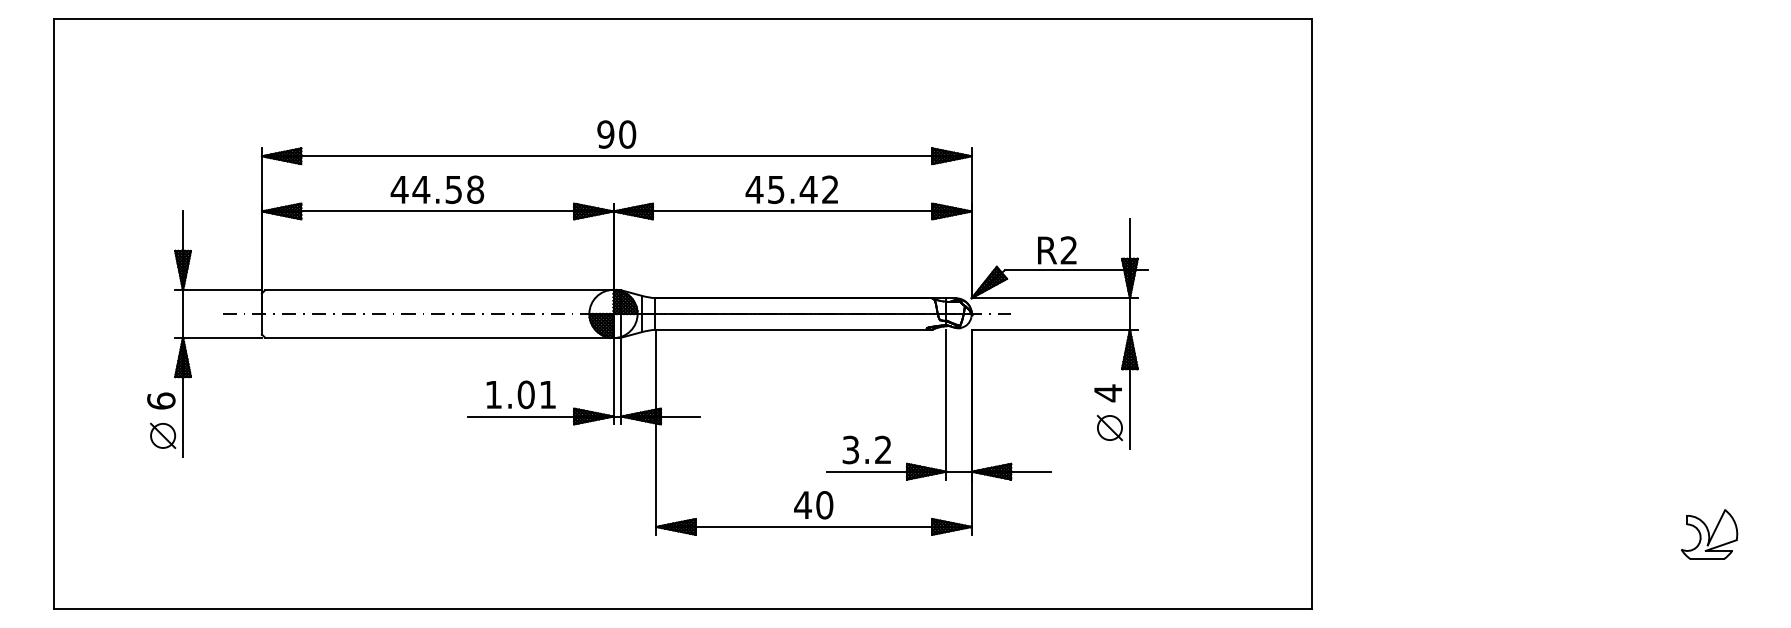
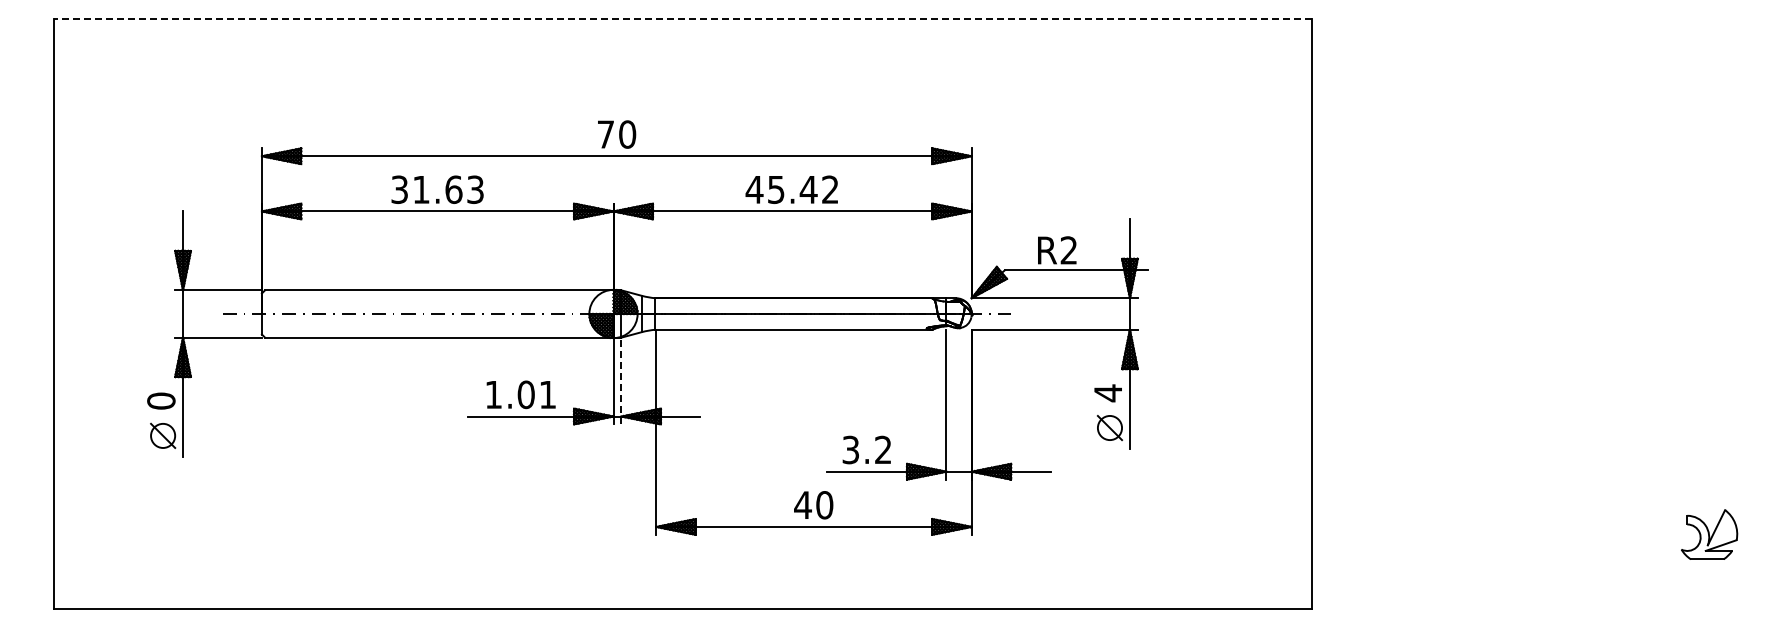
line: solid -> dashed (682, 19)
text: 90 -> 70 (605, 134)
text: 44.58 -> 31.63 (437, 189)
line: solid -> dashed (621, 380)
text: 6 -> 0 (161, 400)
